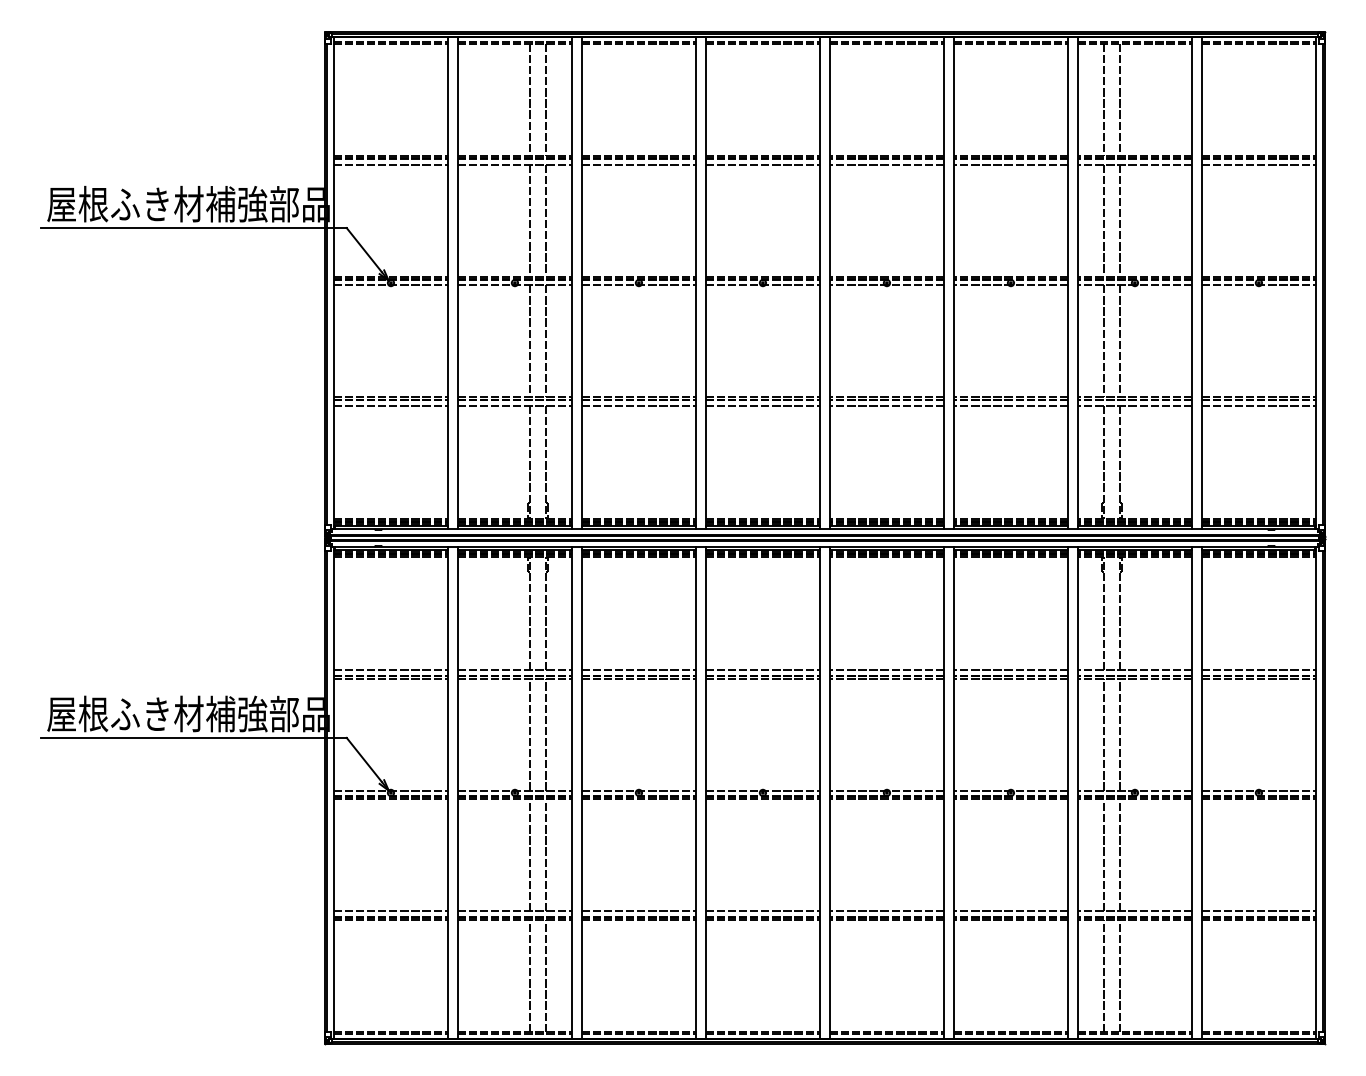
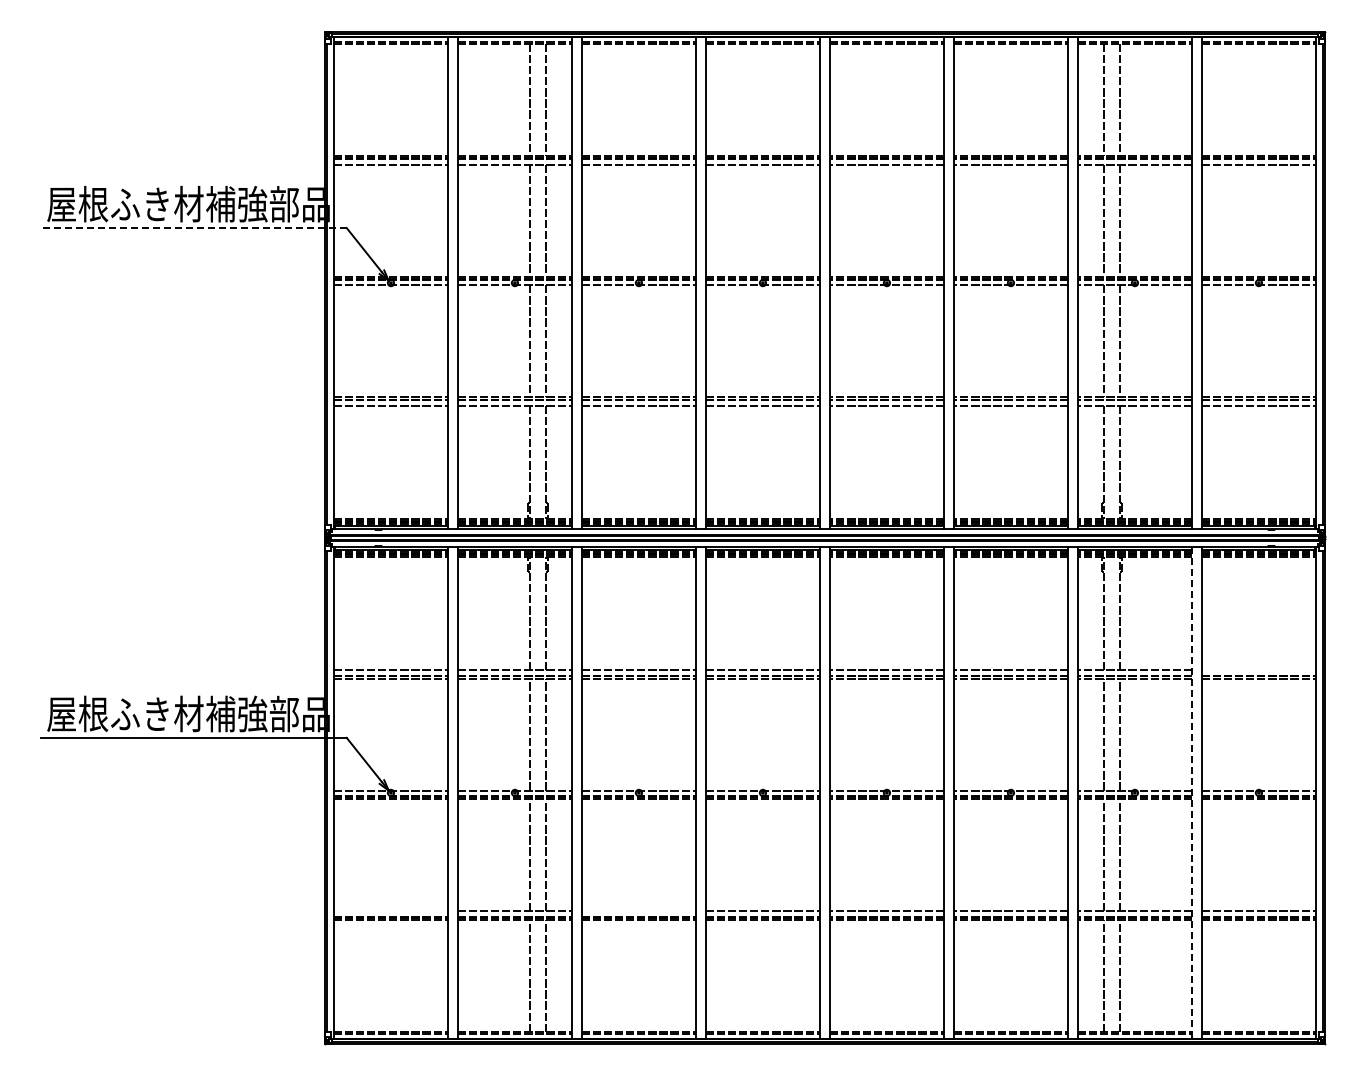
line: solid -> dashed (193, 228)
line: present -> none (1258, 670)
line: solid -> dashed (1192, 792)
line: present -> none (390, 911)
line: present -> none (638, 911)
